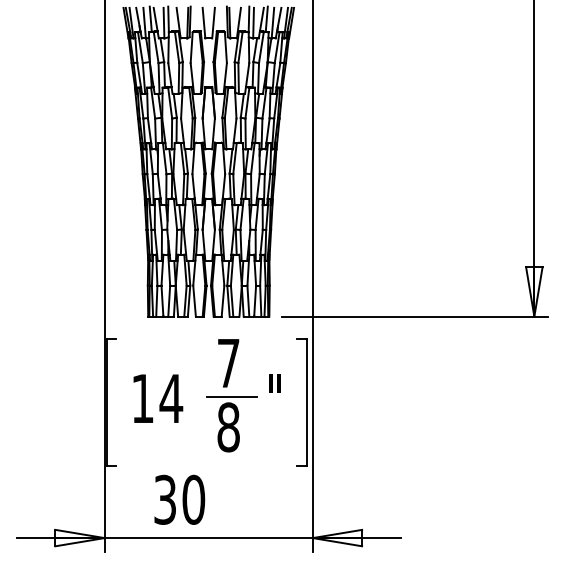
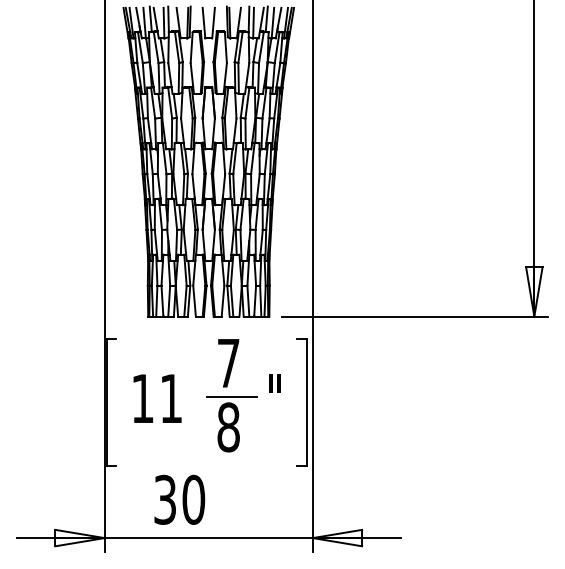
text: 14 -> 11 (171, 398)
